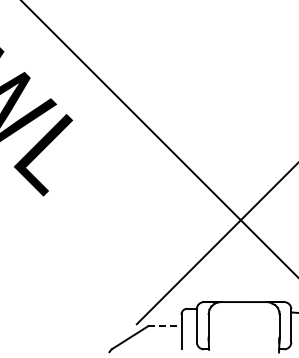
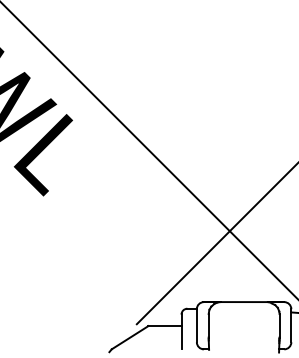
line position: (158, 138) -> (148, 150) (148, 150)
line: dashed -> solid (165, 326)
